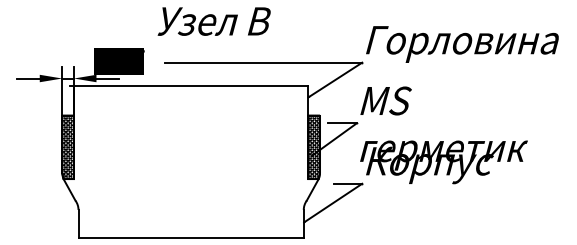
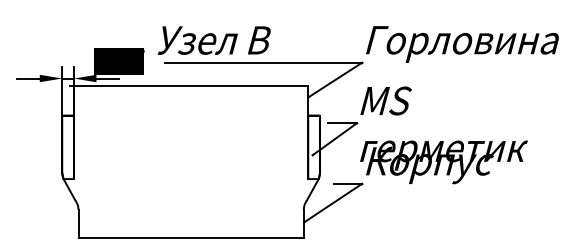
text position: (213, 21) -> (213, 40) (213, 40)
hatch: present -> none (68, 147)
hatch: present -> none (314, 147)
